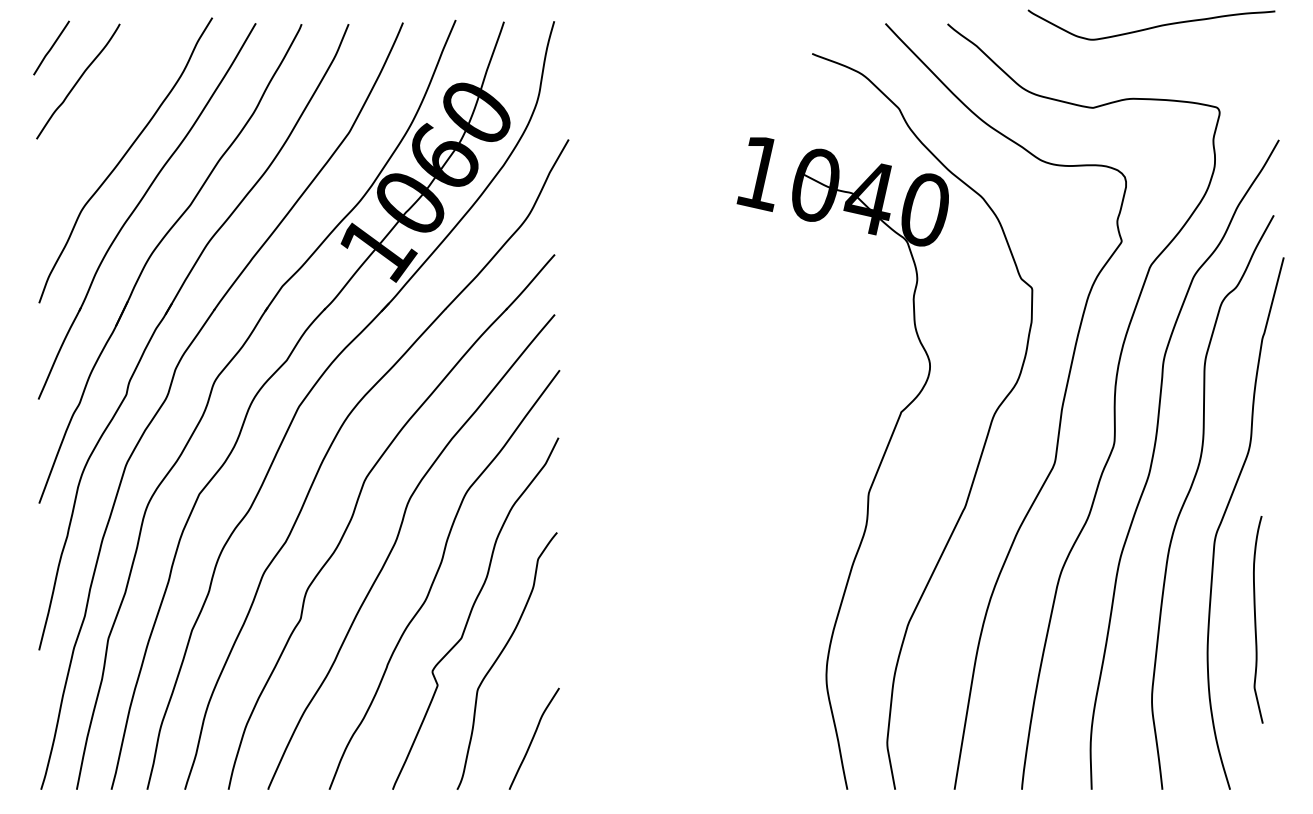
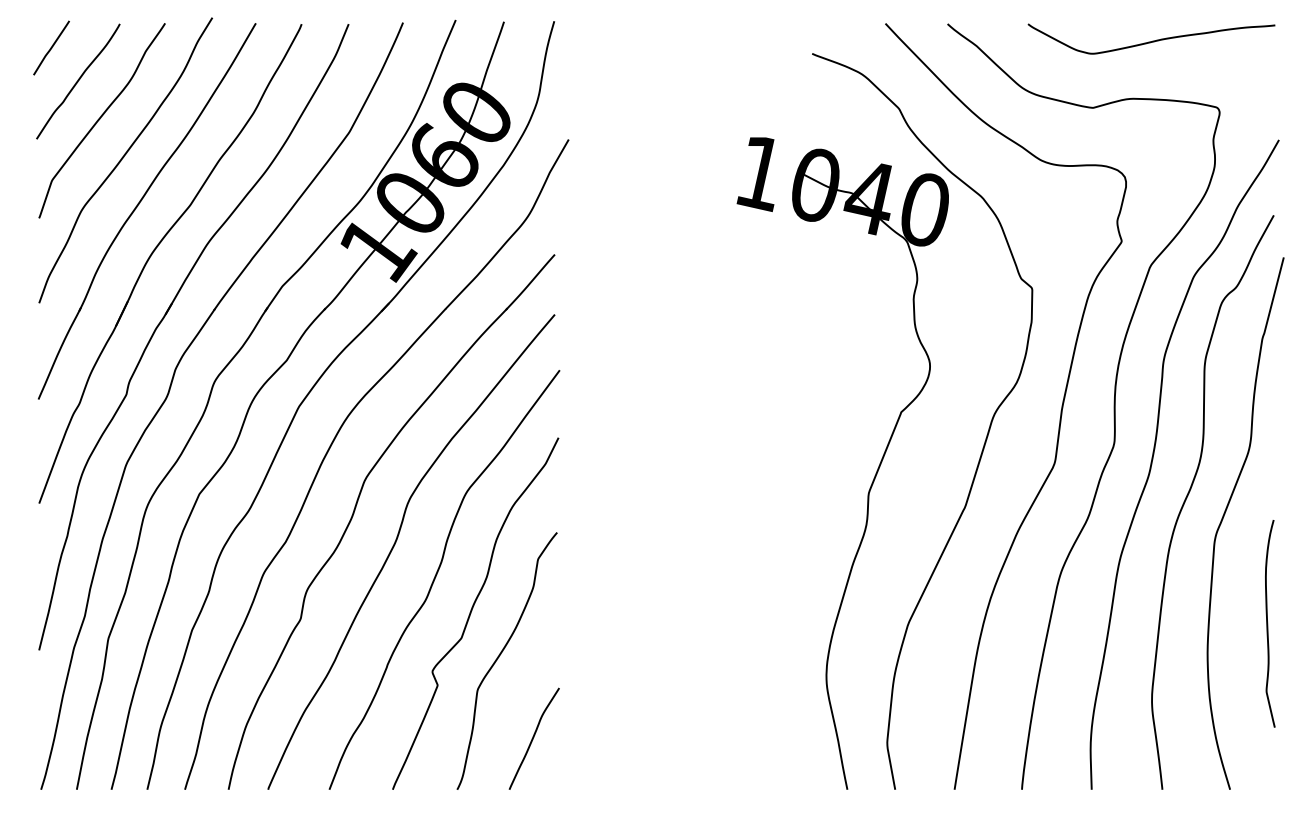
curve position: (1152, 26) -> (1152, 40) (1152, 40)
curve: none -> present (100, 119)
curve position: (1256, 619) -> (1268, 623) (1268, 623)
